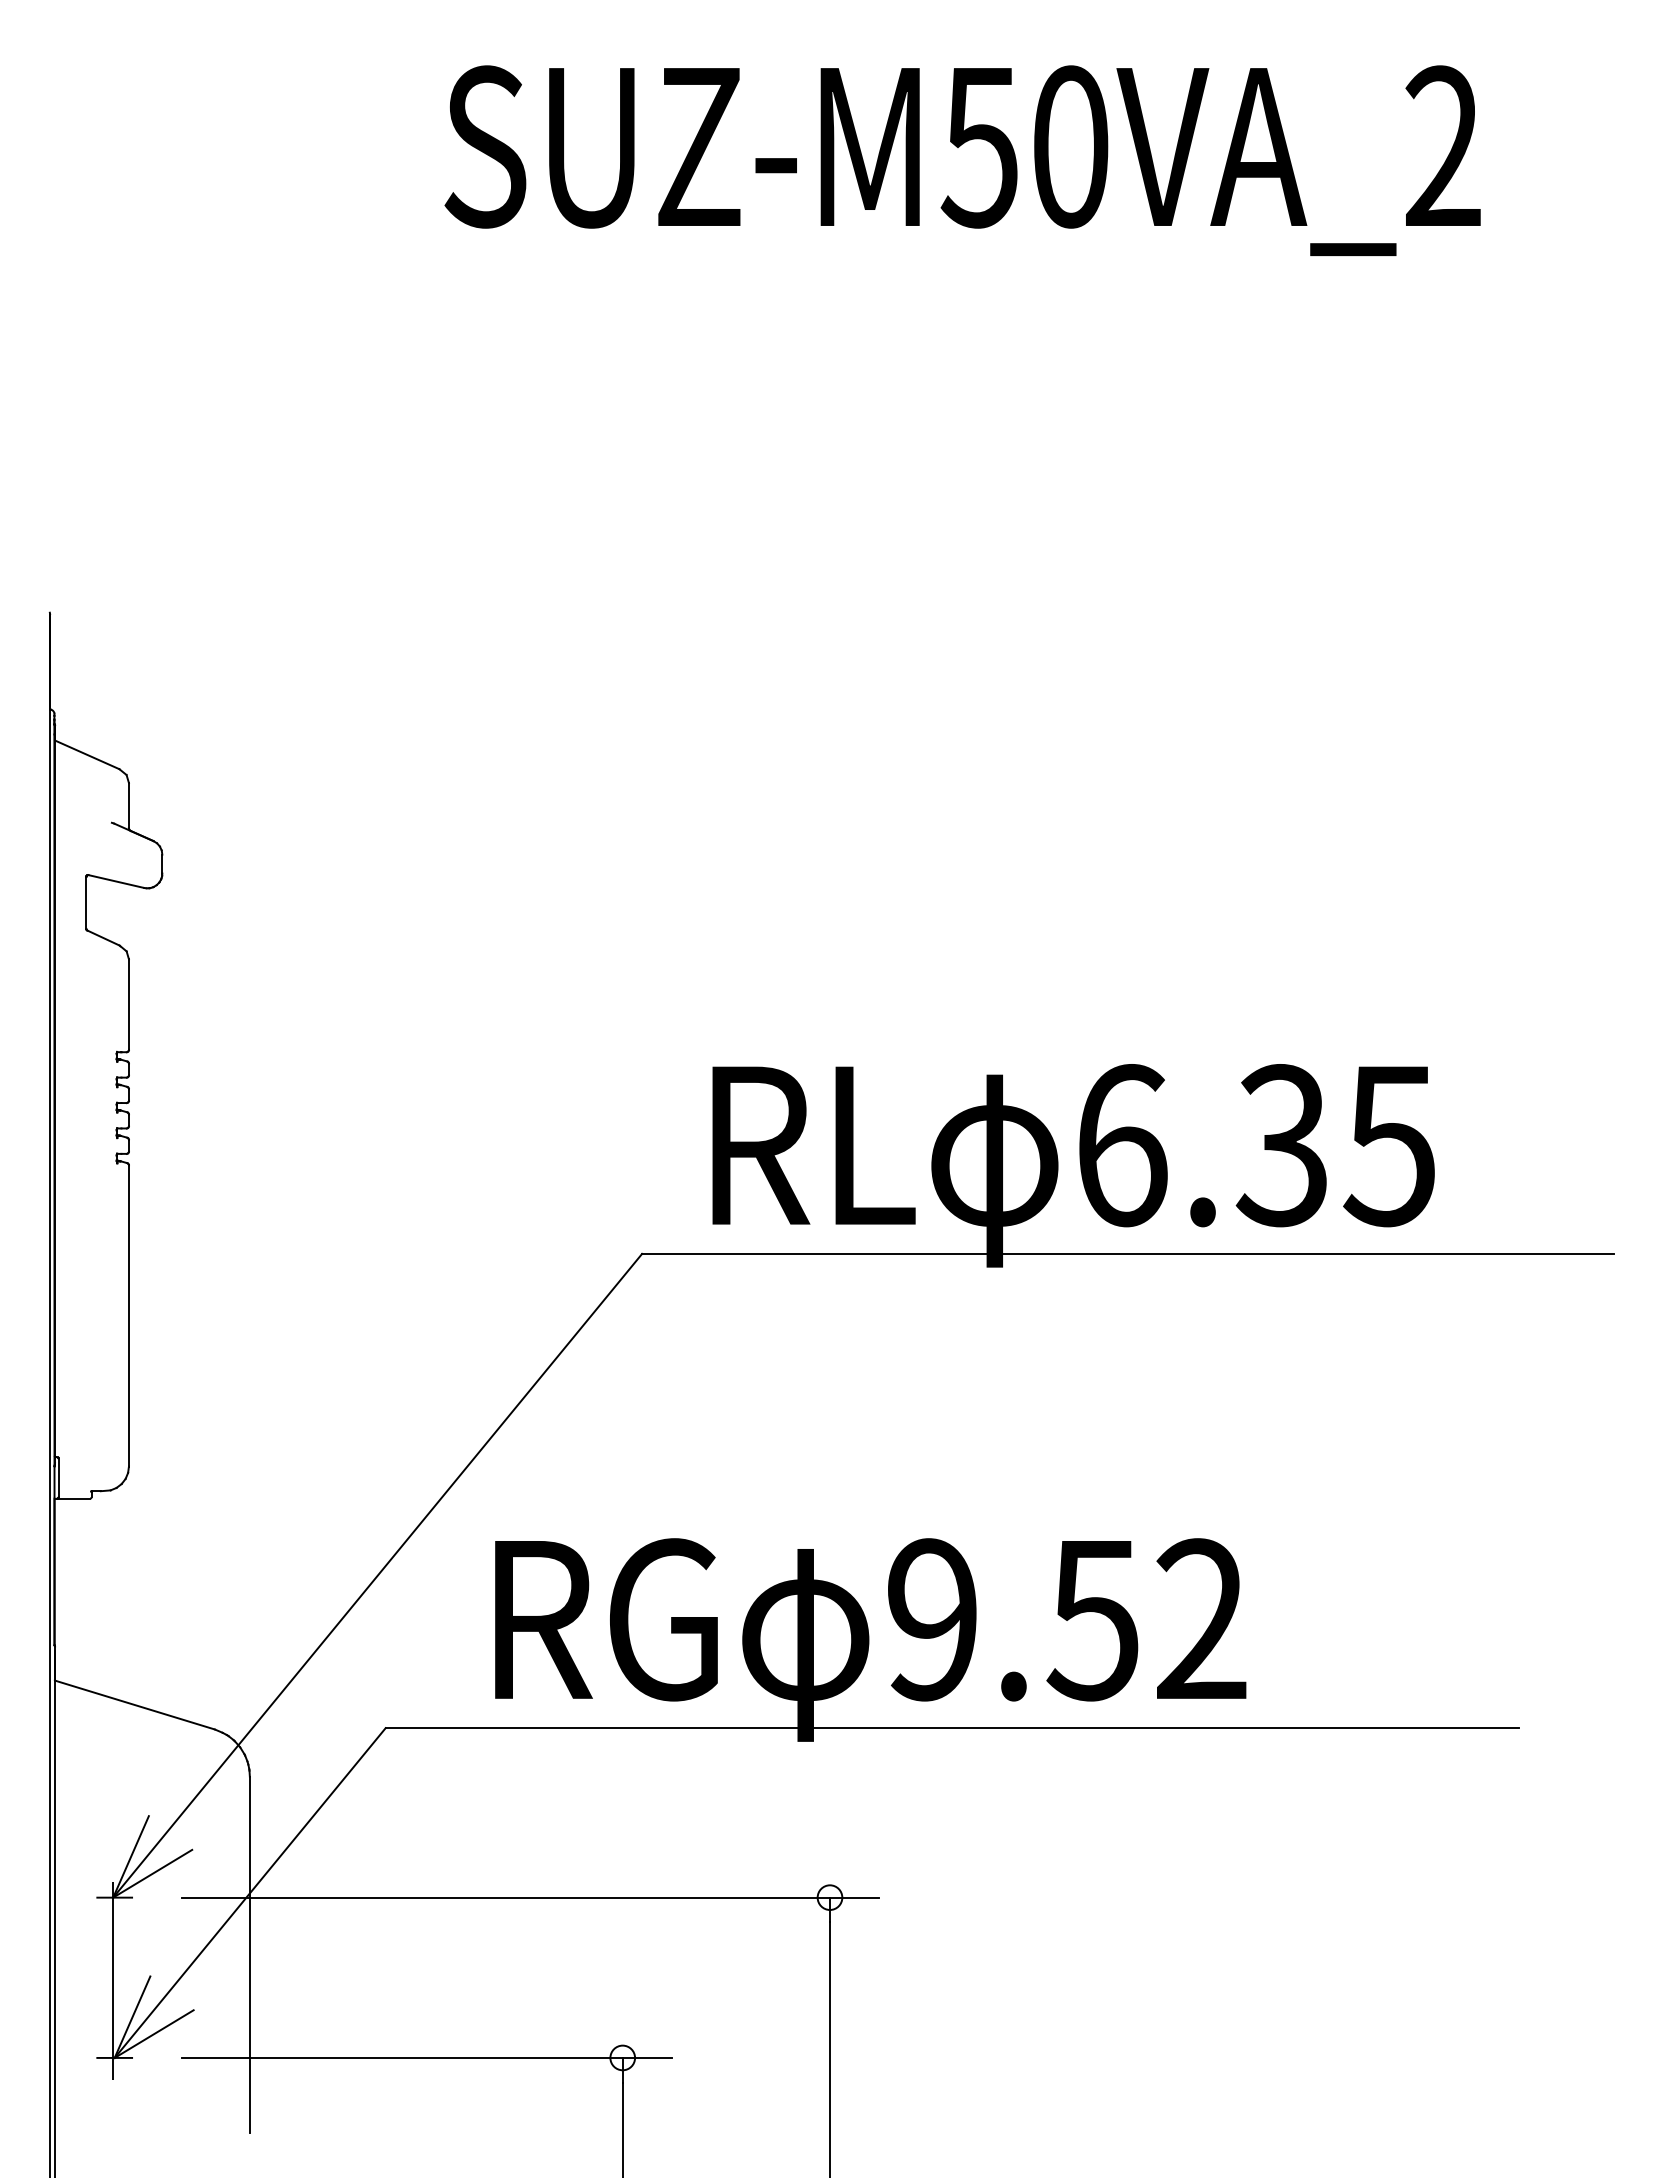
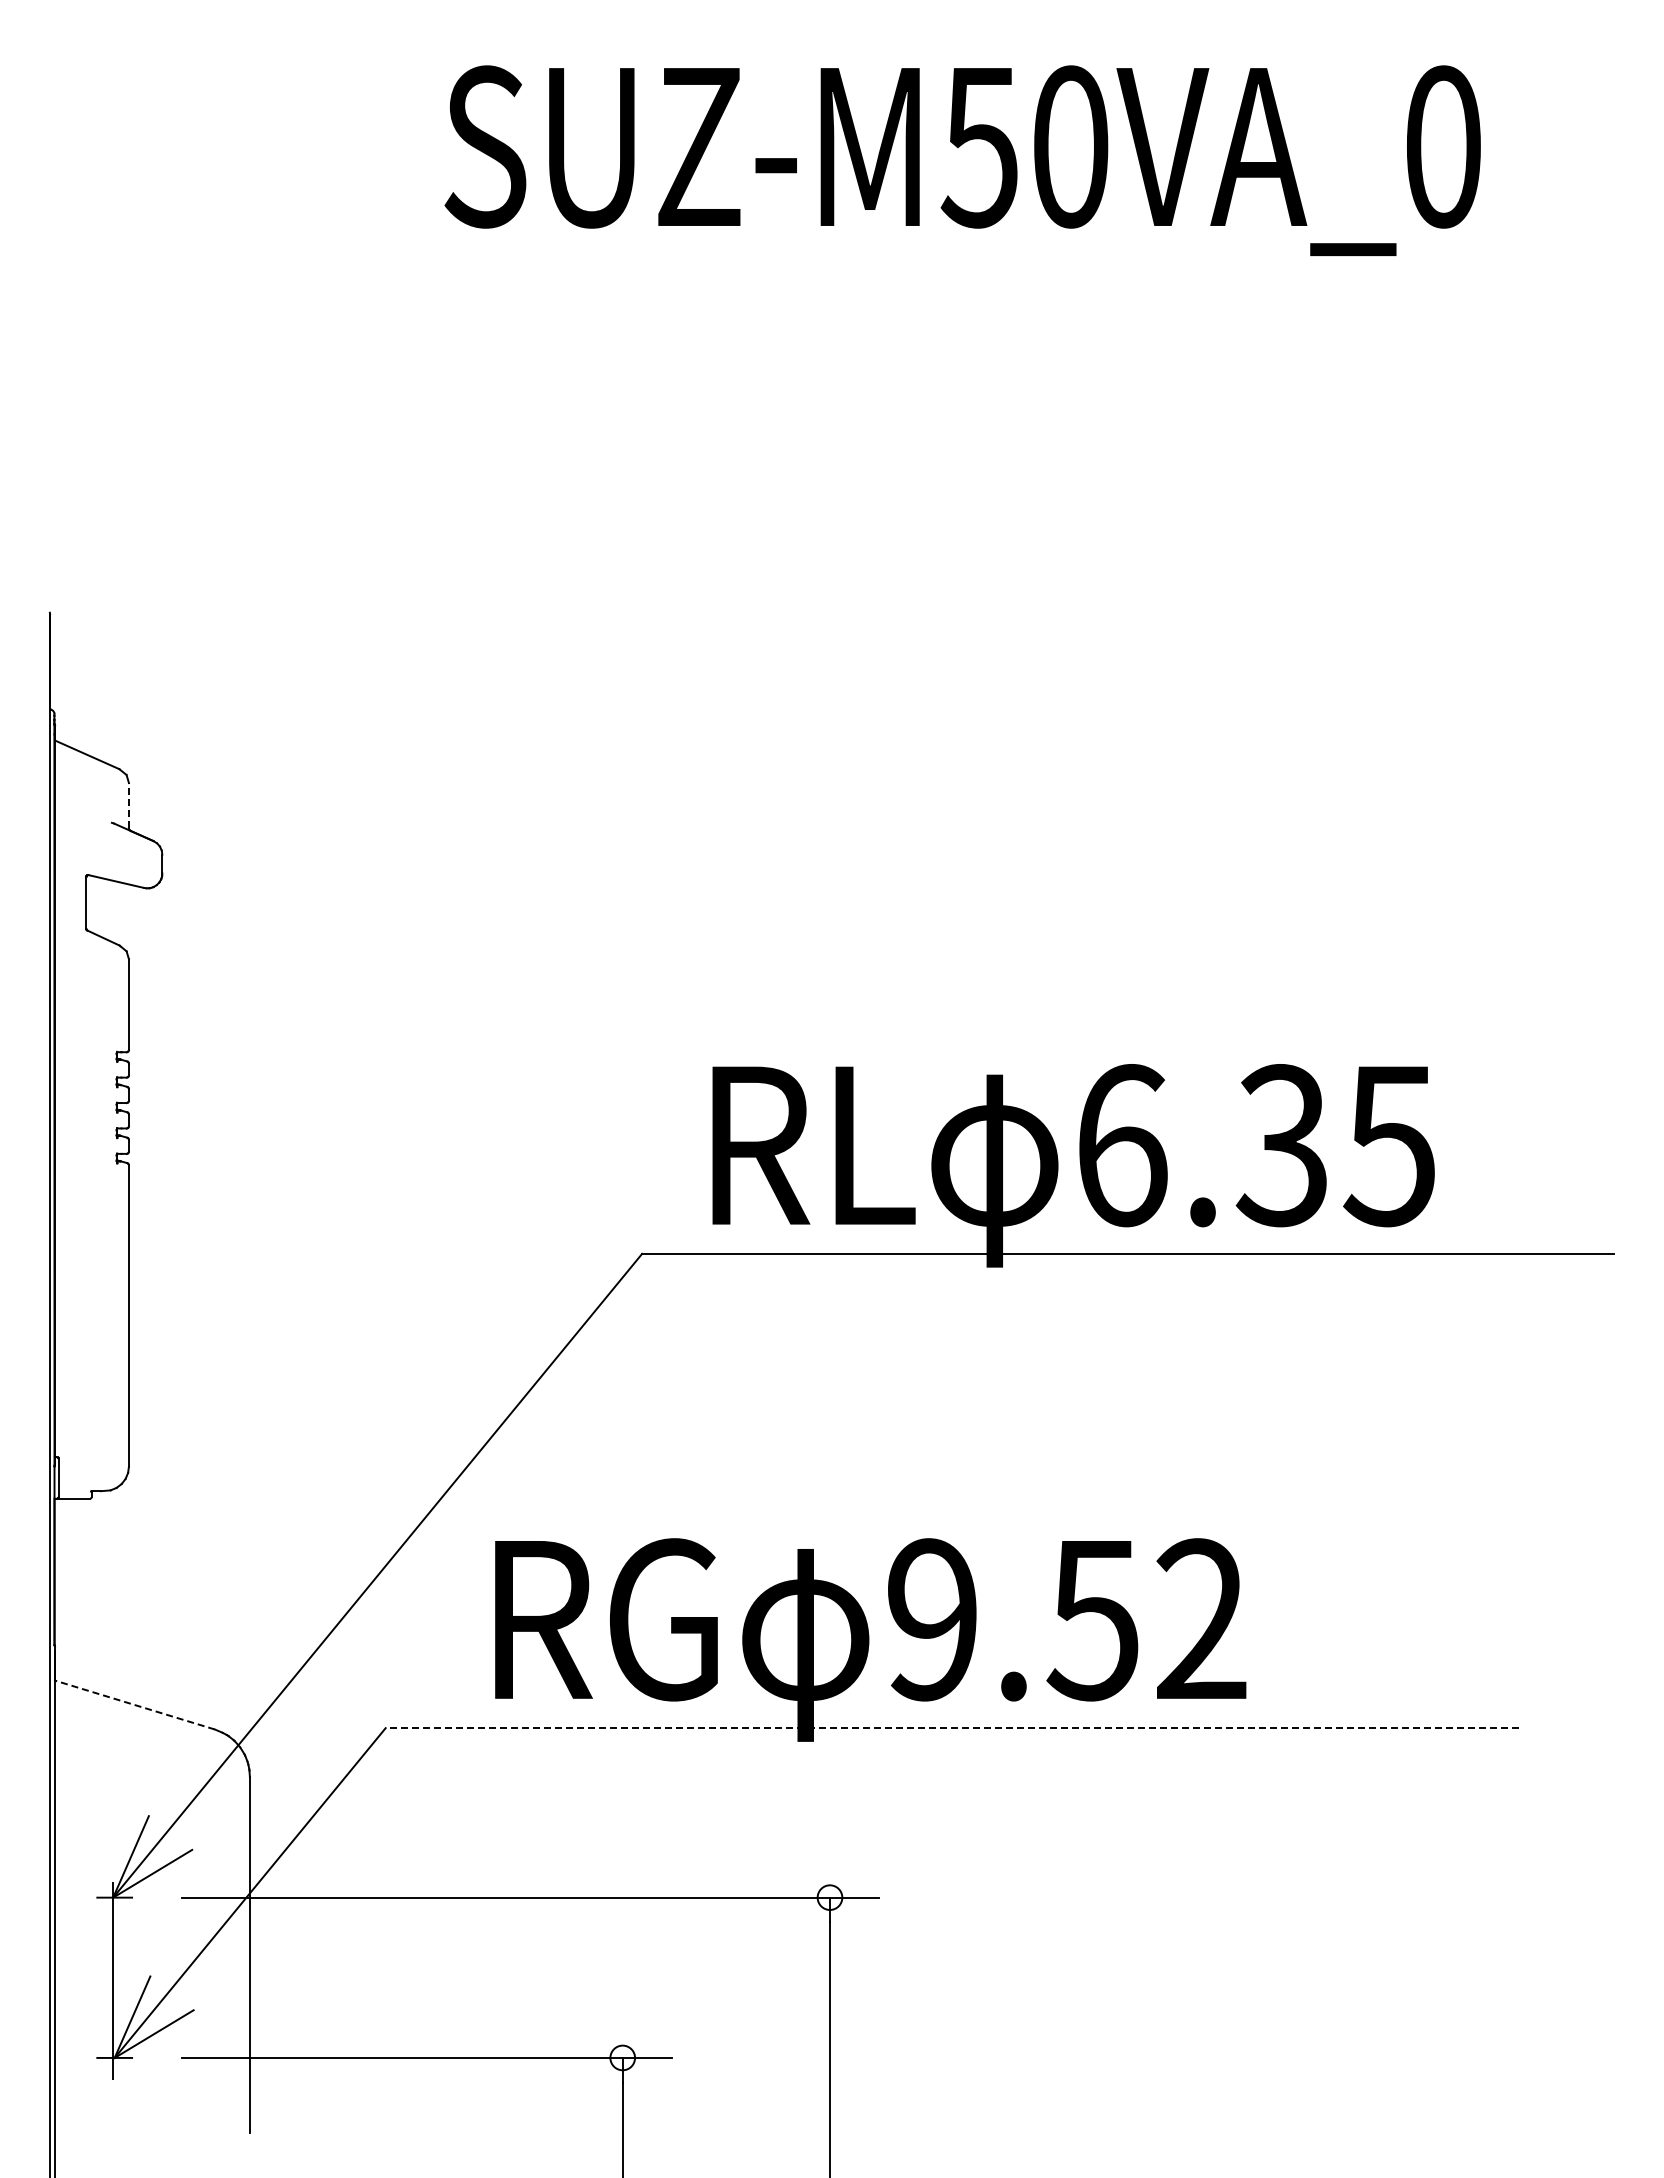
text: SUZ-M50VA_2 -> SUZ-M50VA_0 (1442, 146)
line: solid -> dashed (128, 805)
line: solid -> dashed (134, 1704)
line: solid -> dashed (952, 1728)
